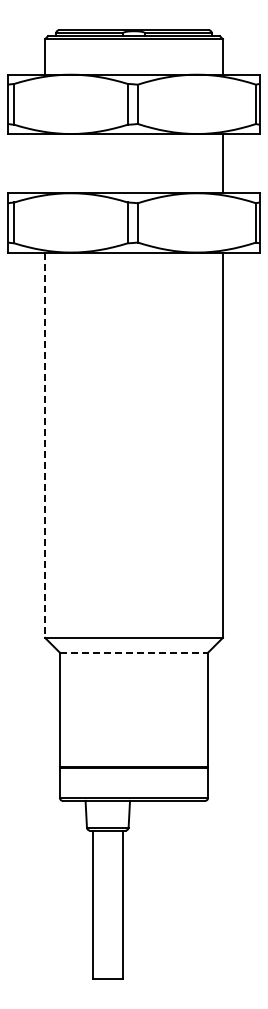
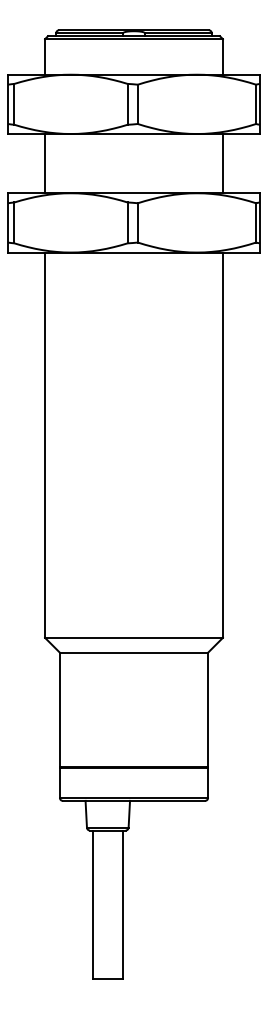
line: none -> present (45, 163)
line: dashed -> solid (45, 445)
line: dashed -> solid (134, 652)
